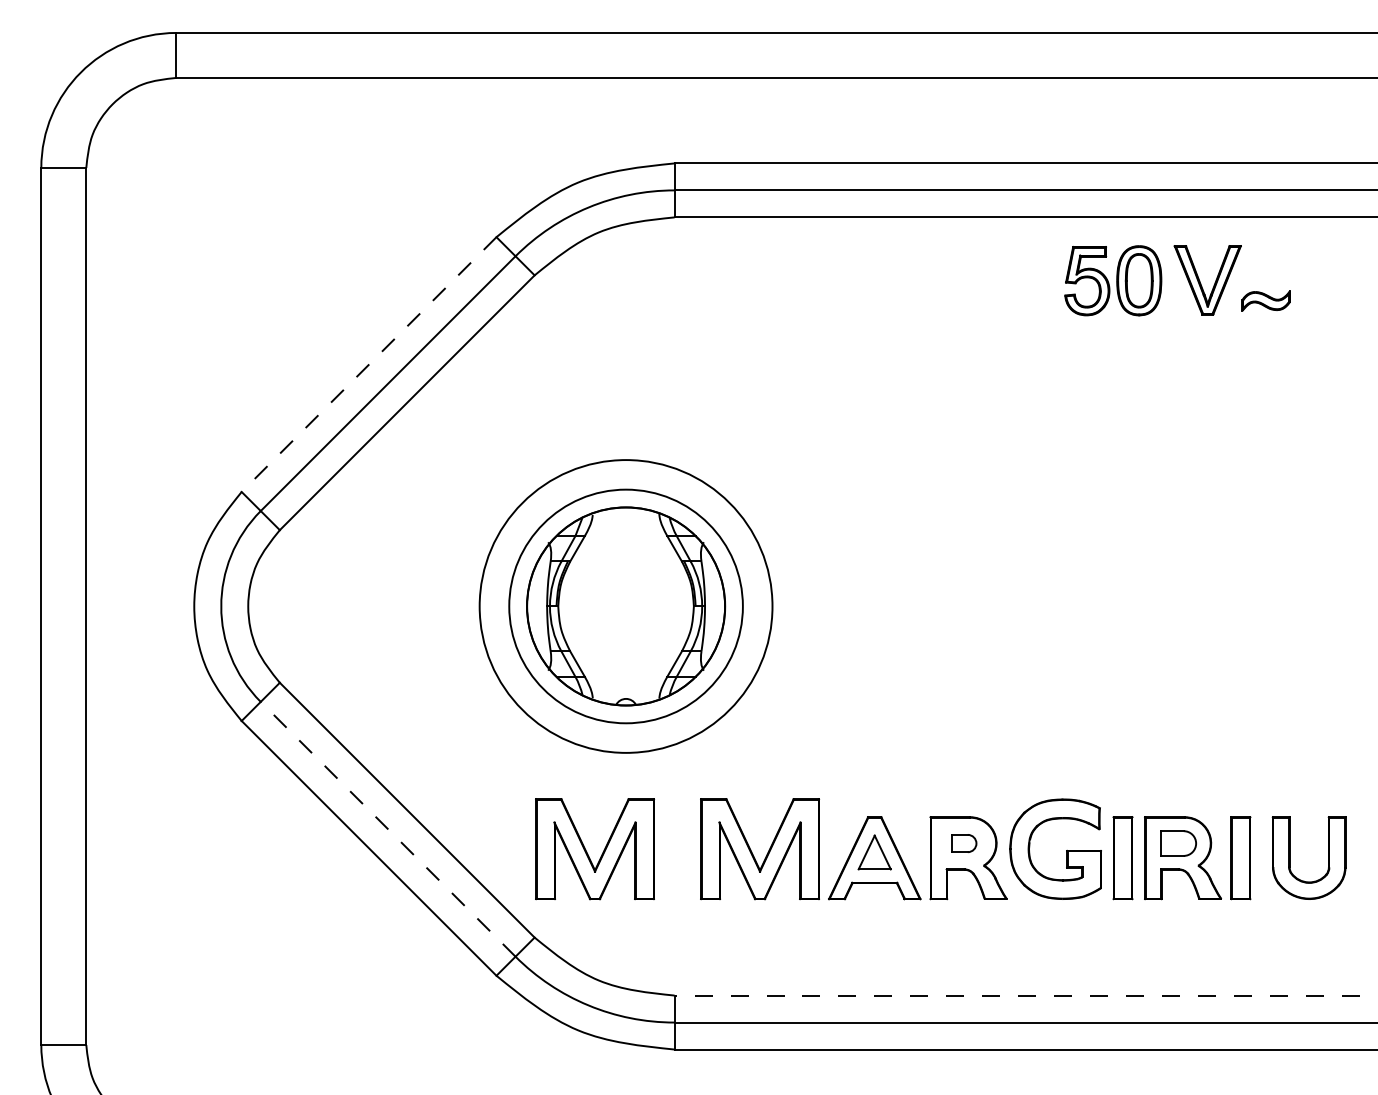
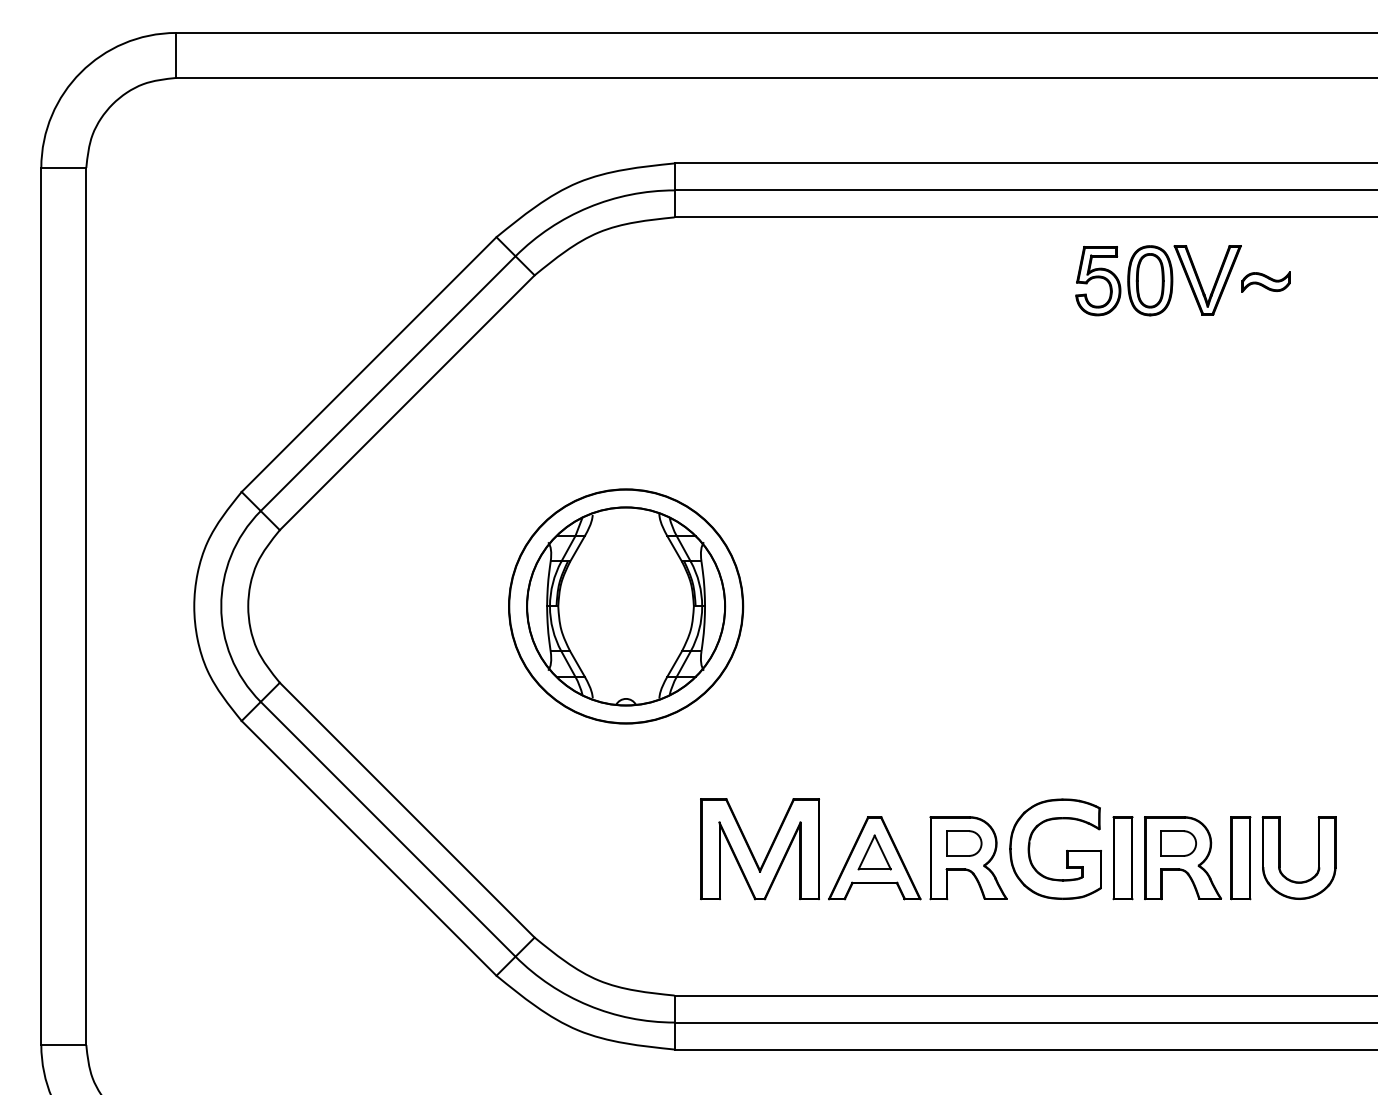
part position: (1113, 280) -> (1124, 280) (1124, 280)
part position: (1265, 300) -> (1265, 281) (1265, 281)
line: dashed -> solid (368, 364)
circle diameter: 293 px -> 234 px (625, 606)
line: dashed -> solid (387, 828)
part size: 27x19 px -> 37x27 px (964, 843)
part: present -> none (587, 851)
part position: (1290, 857) -> (1280, 857) (1280, 857)
line: dashed -> solid (1025, 995)
